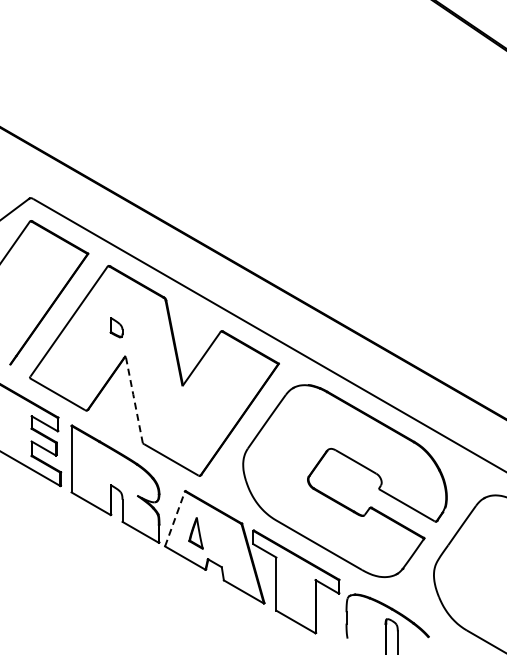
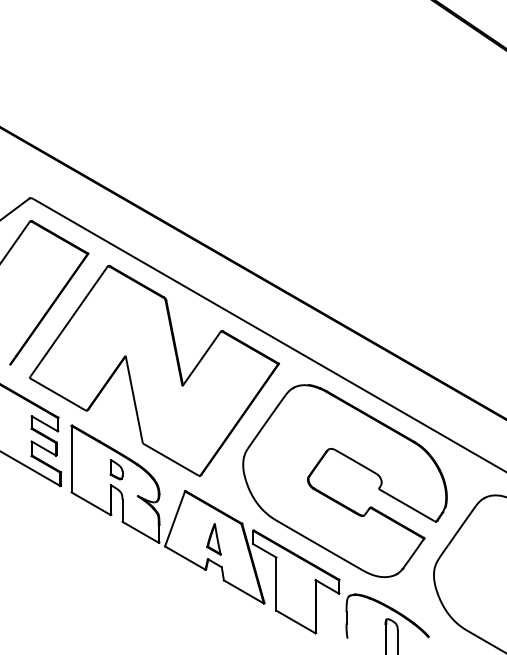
part position: (116, 327) -> (116, 469) (116, 469)
line: dashed -> solid (134, 398)
line: dashed -> solid (175, 518)
part position: (195, 533) -> (213, 539) (213, 539)
